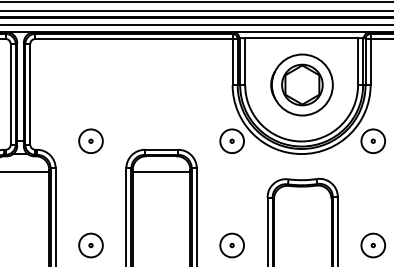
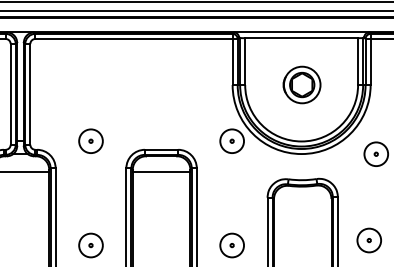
line: present -> none (196, 24)
part size: 64x64 px -> 40x40 px (301, 84)
part position: (372, 140) -> (375, 153) (375, 153)
part position: (372, 245) -> (368, 240) (368, 240)
